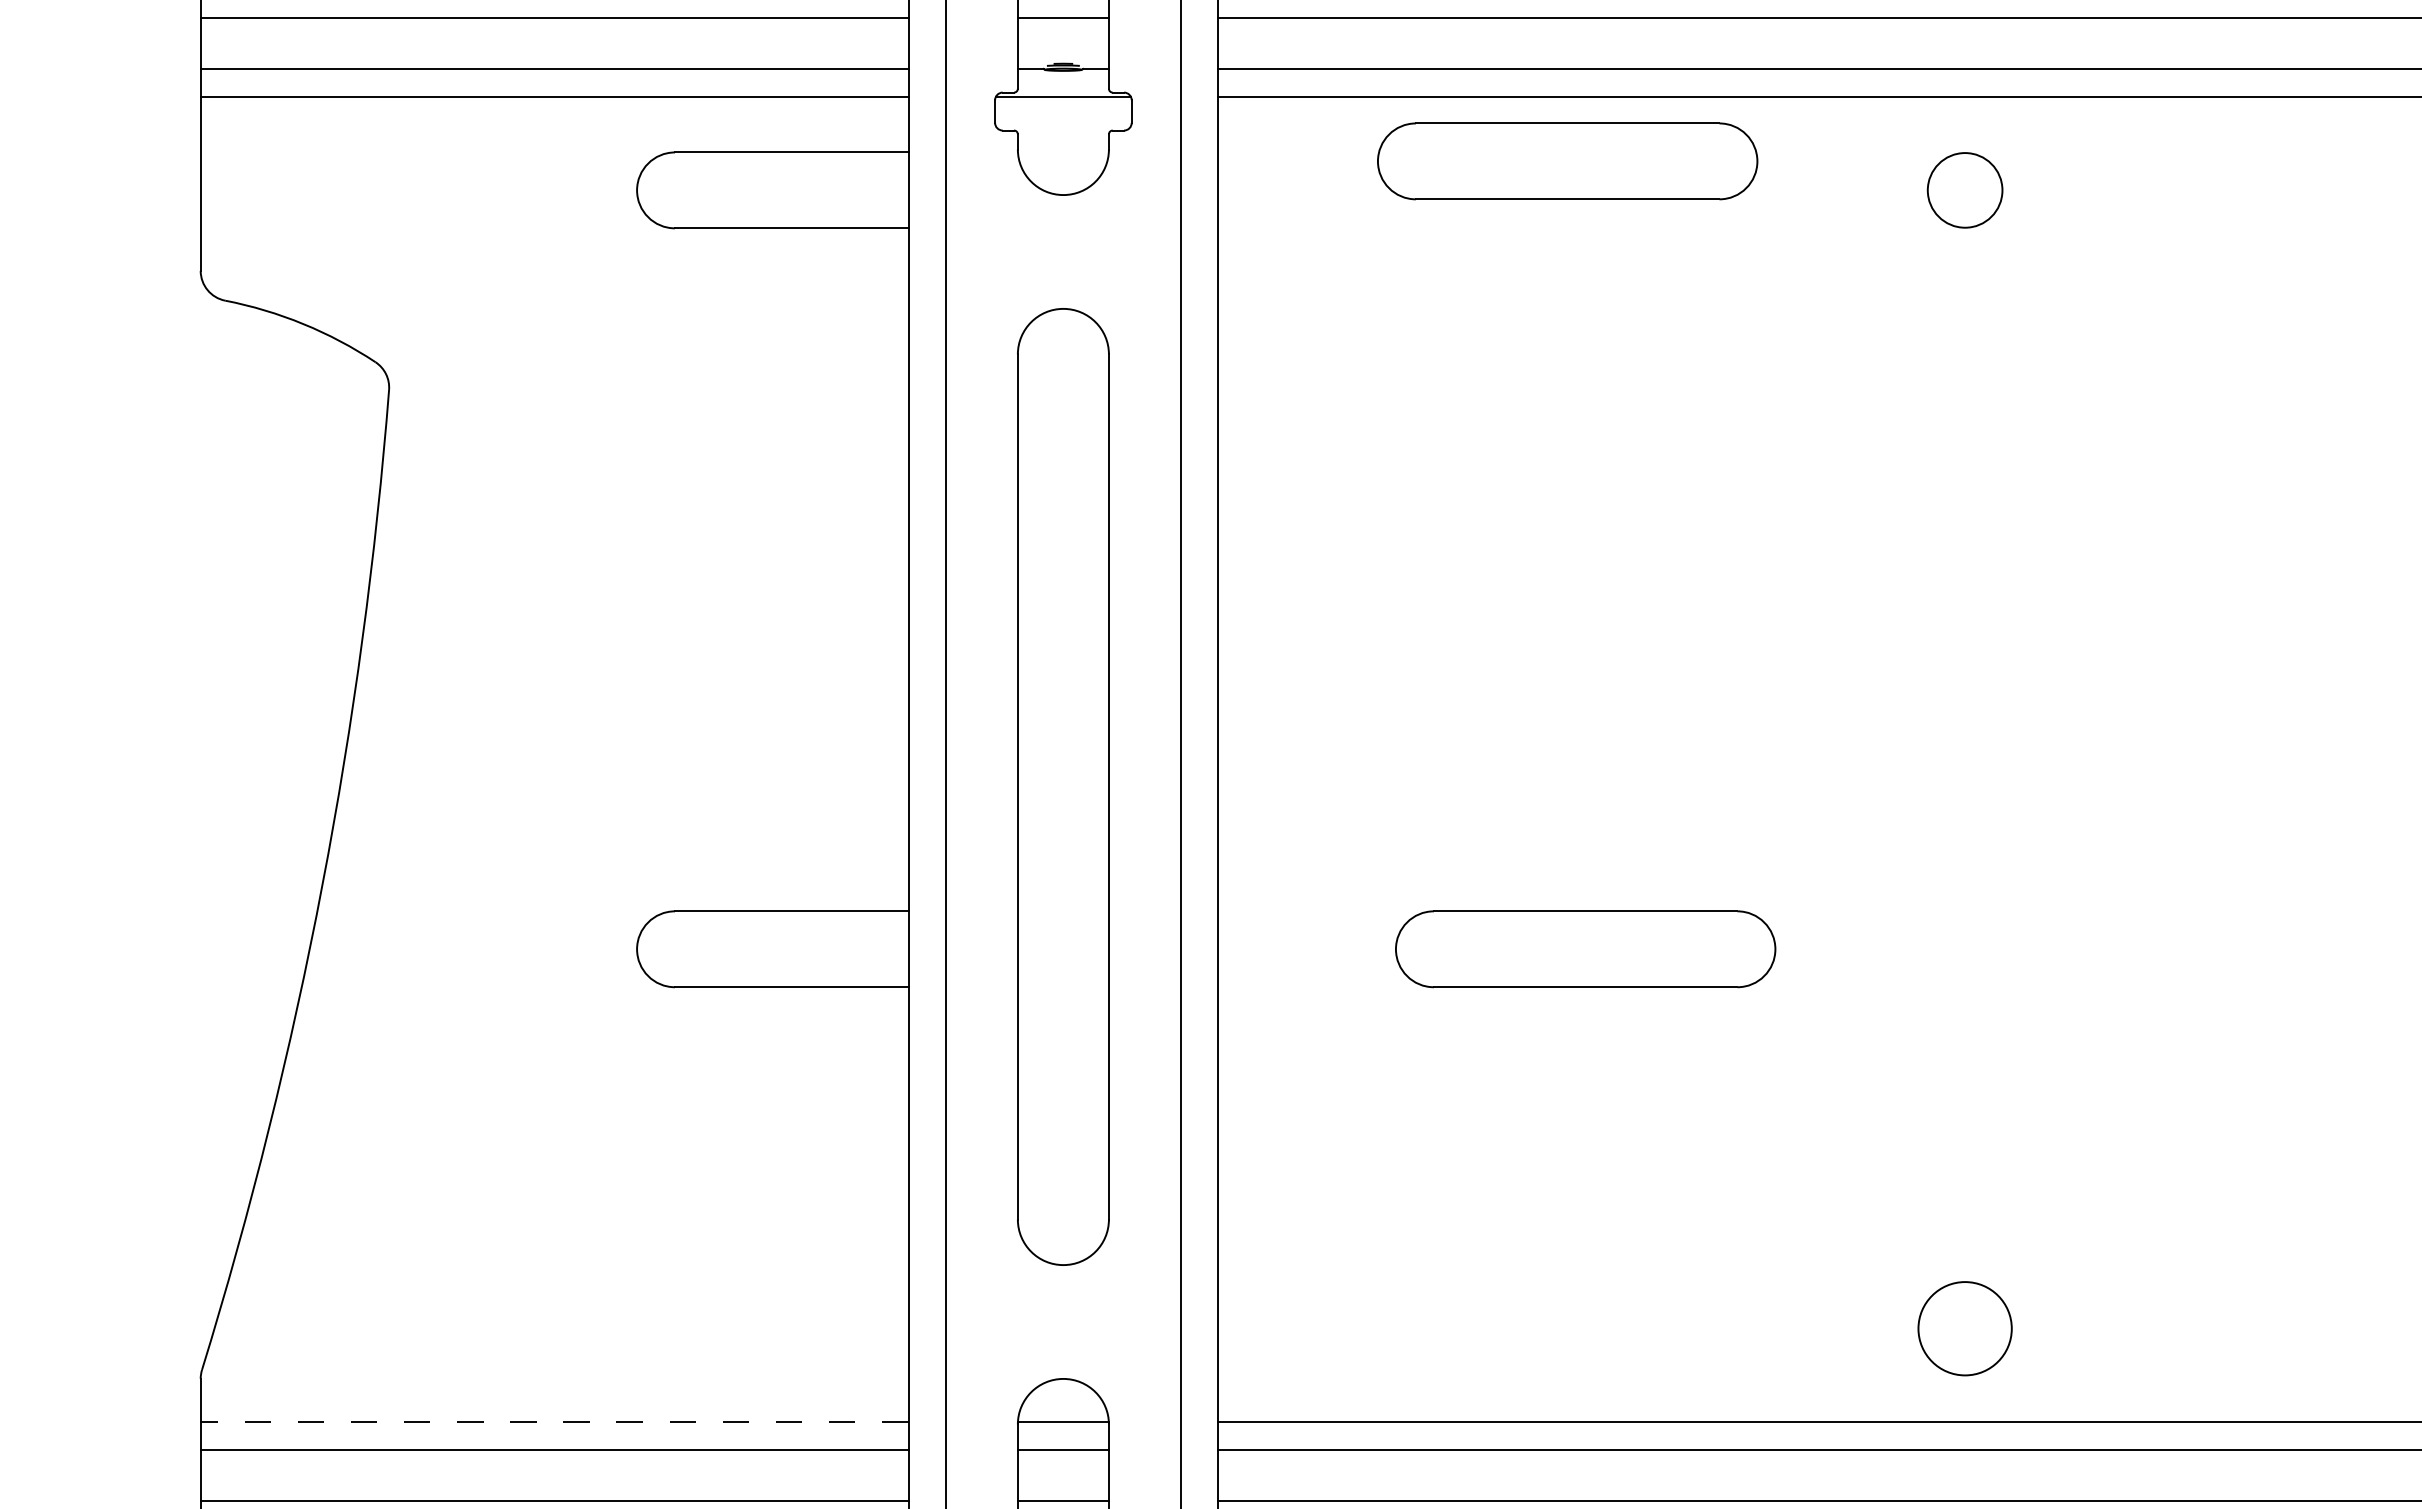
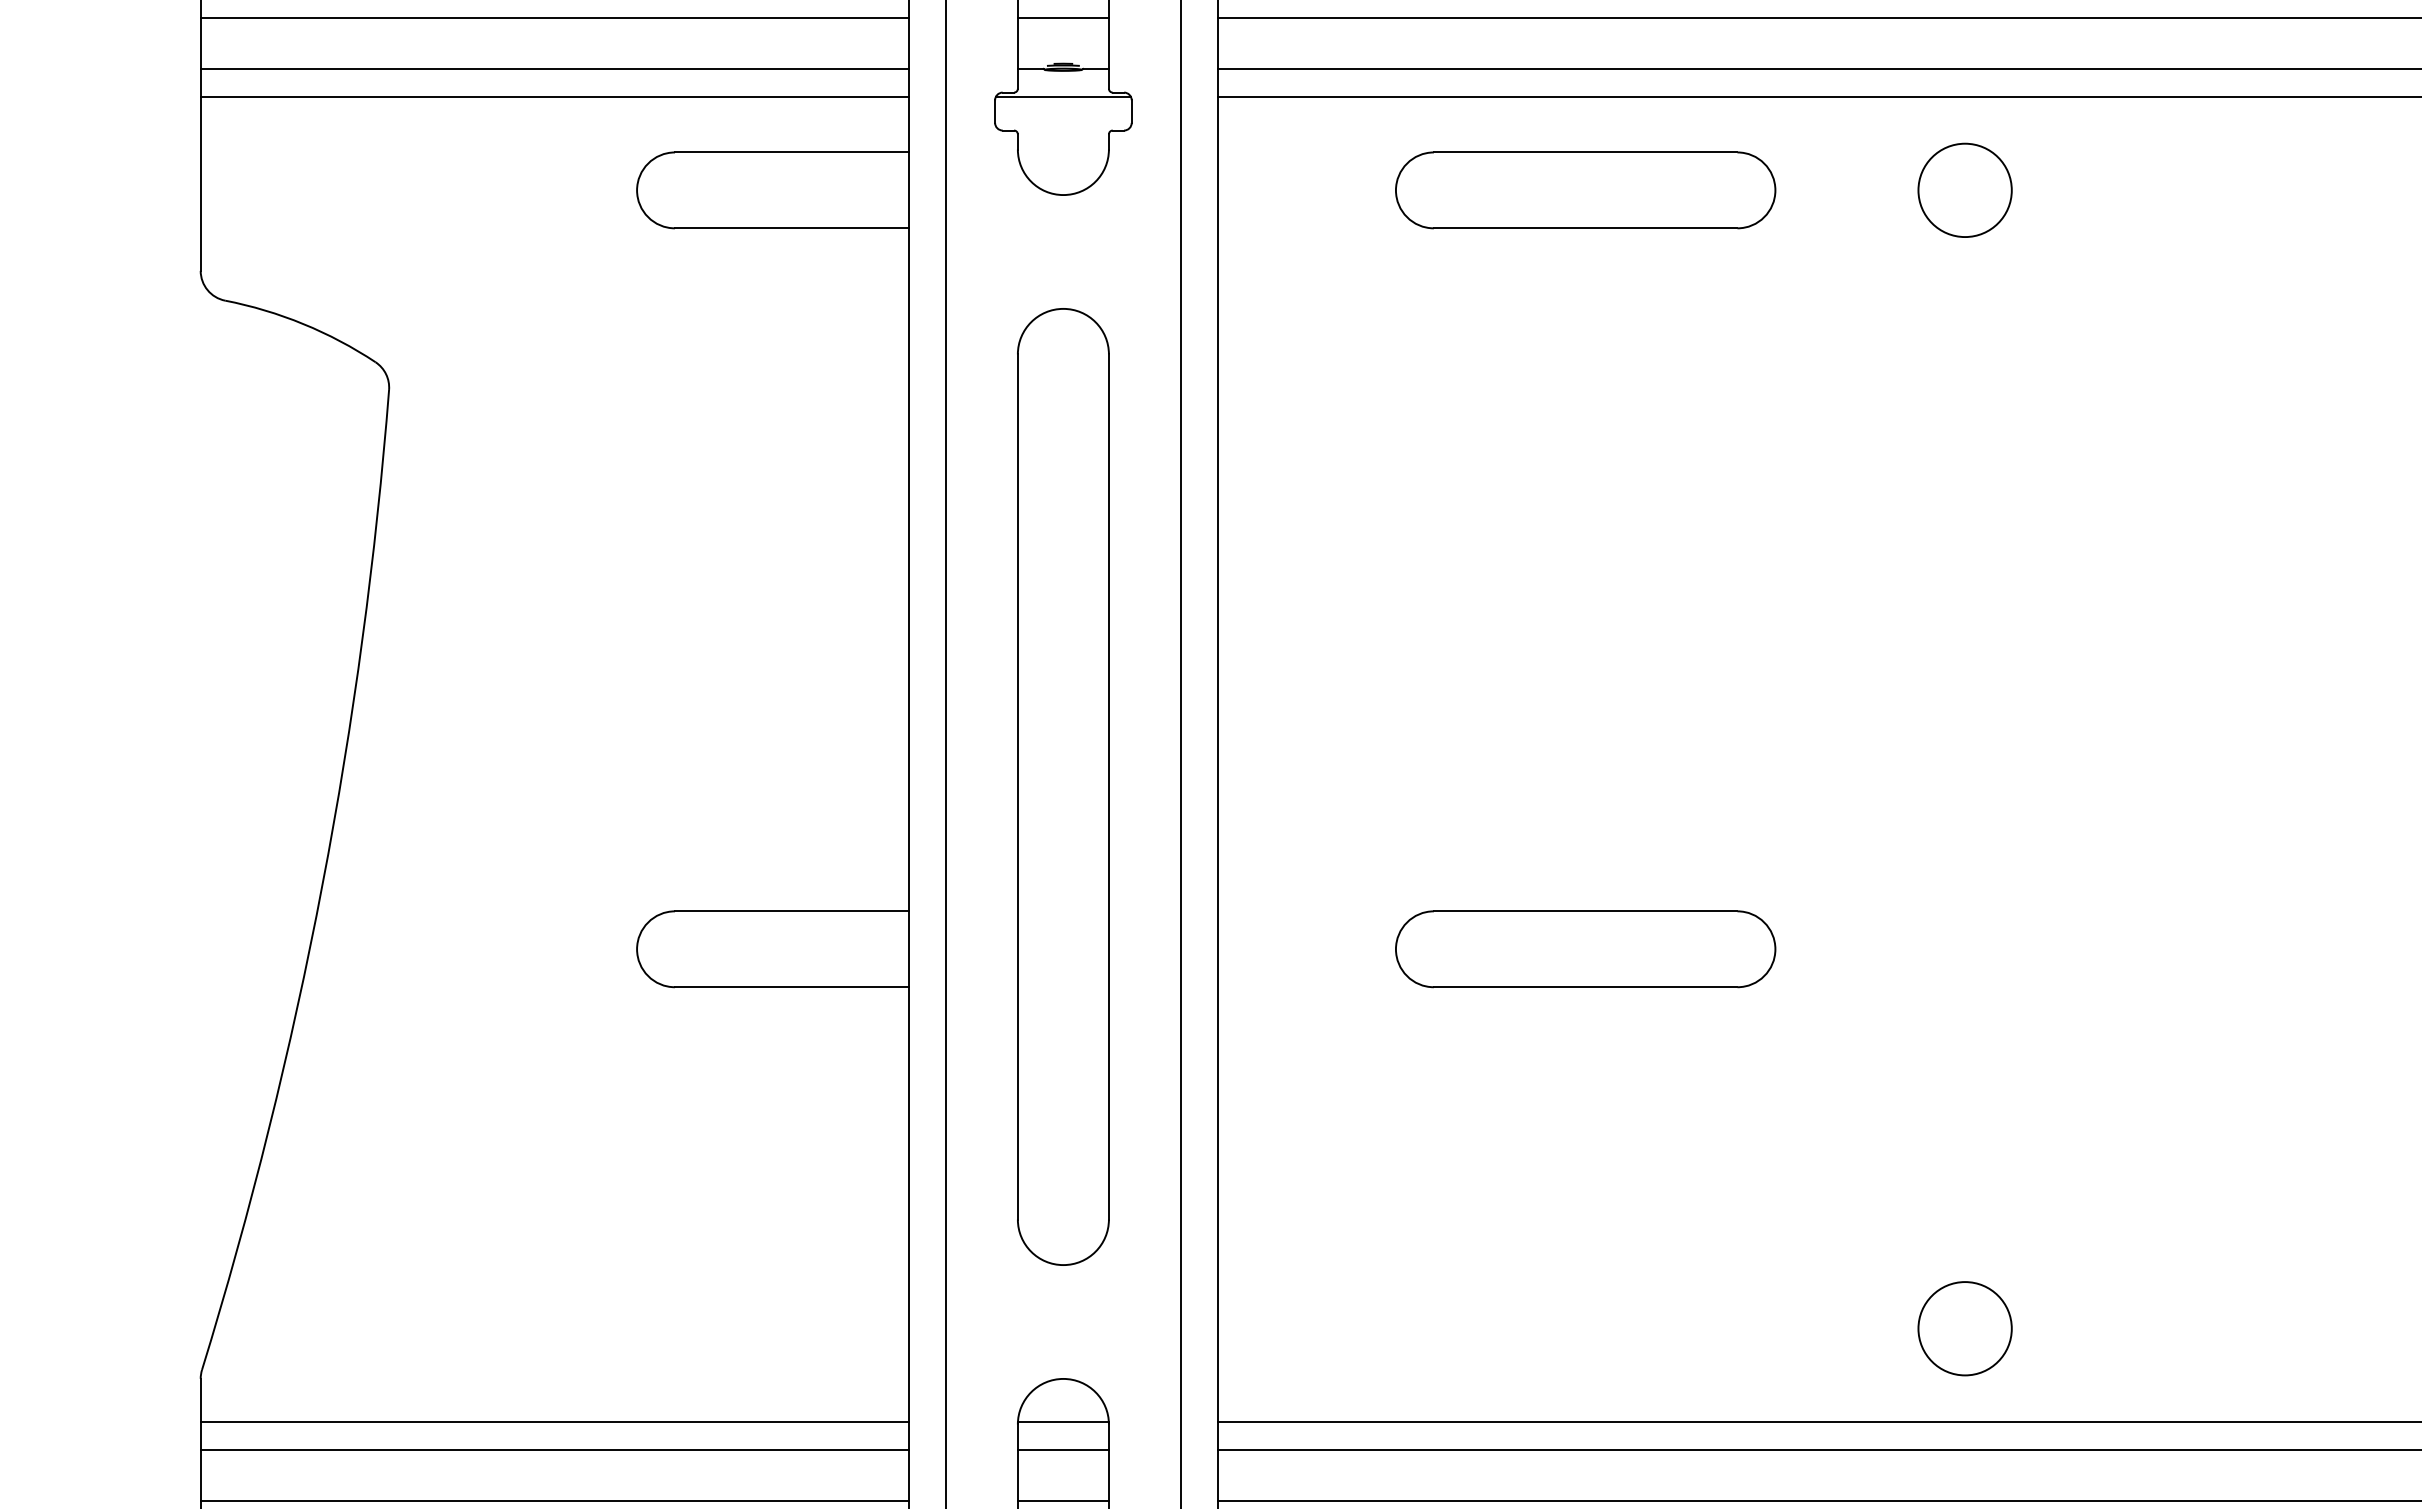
part position: (1567, 161) -> (1585, 190) (1585, 190)
circle diameter: 75 px -> 93 px (1964, 190)
line: dashed -> solid (554, 1421)
